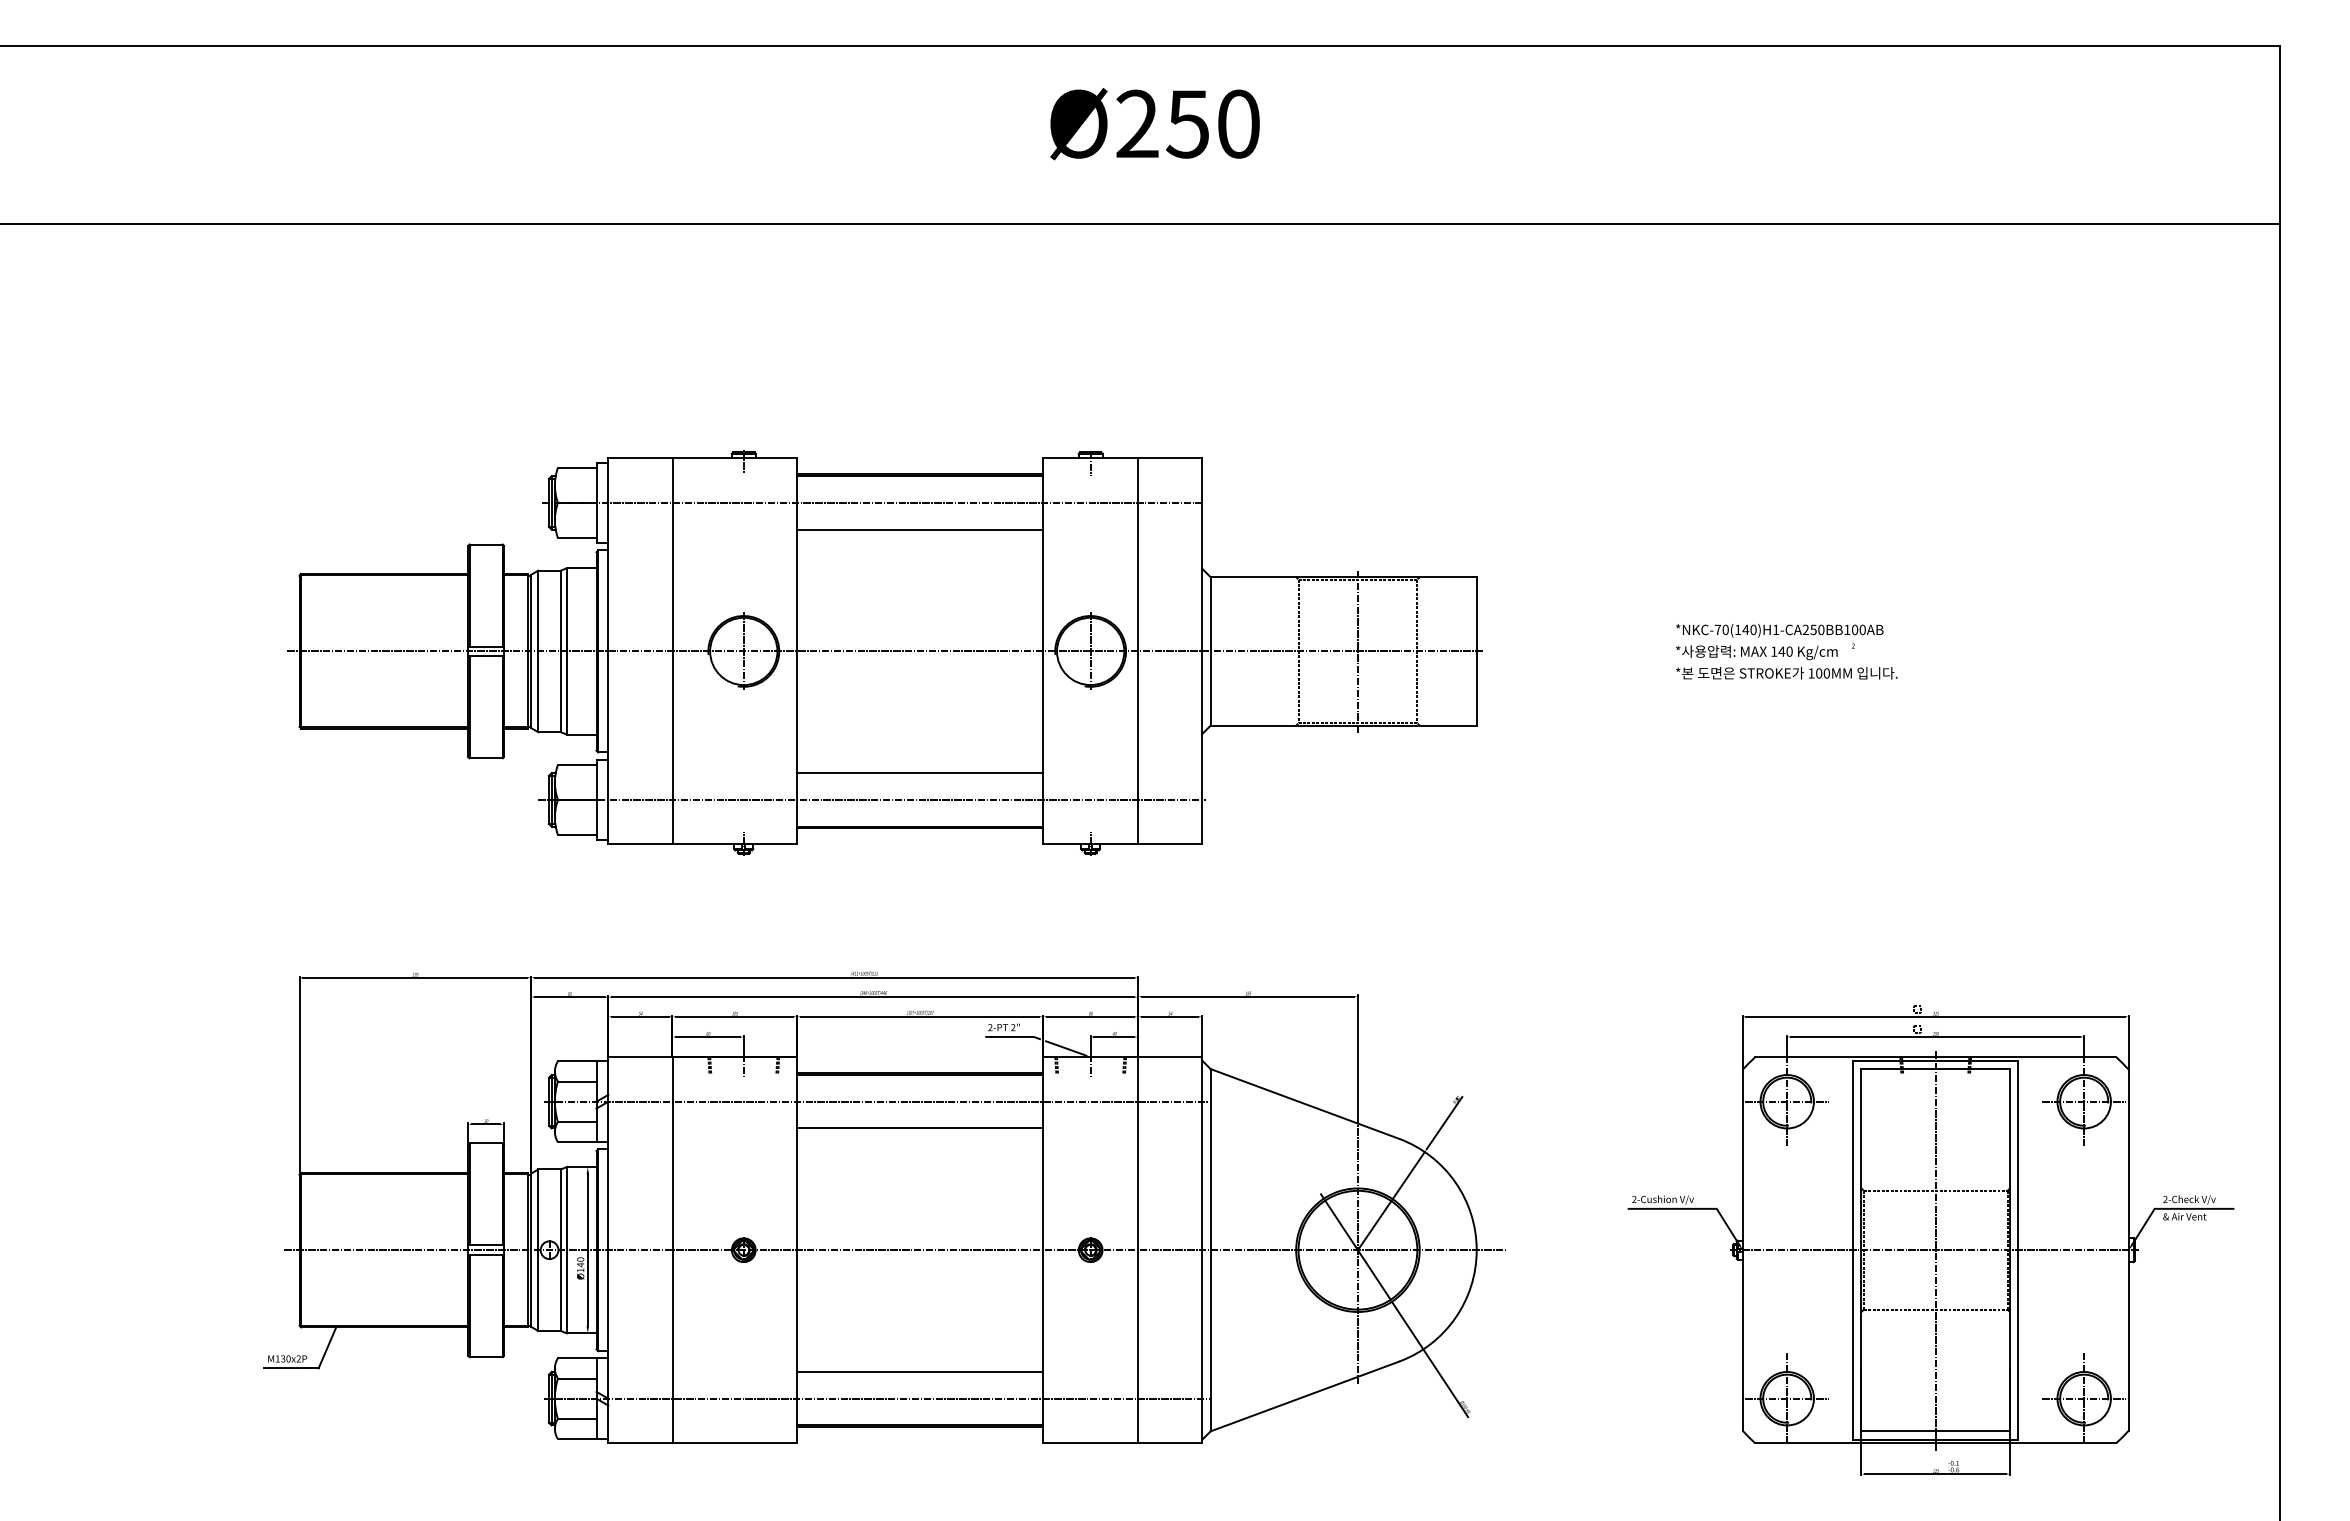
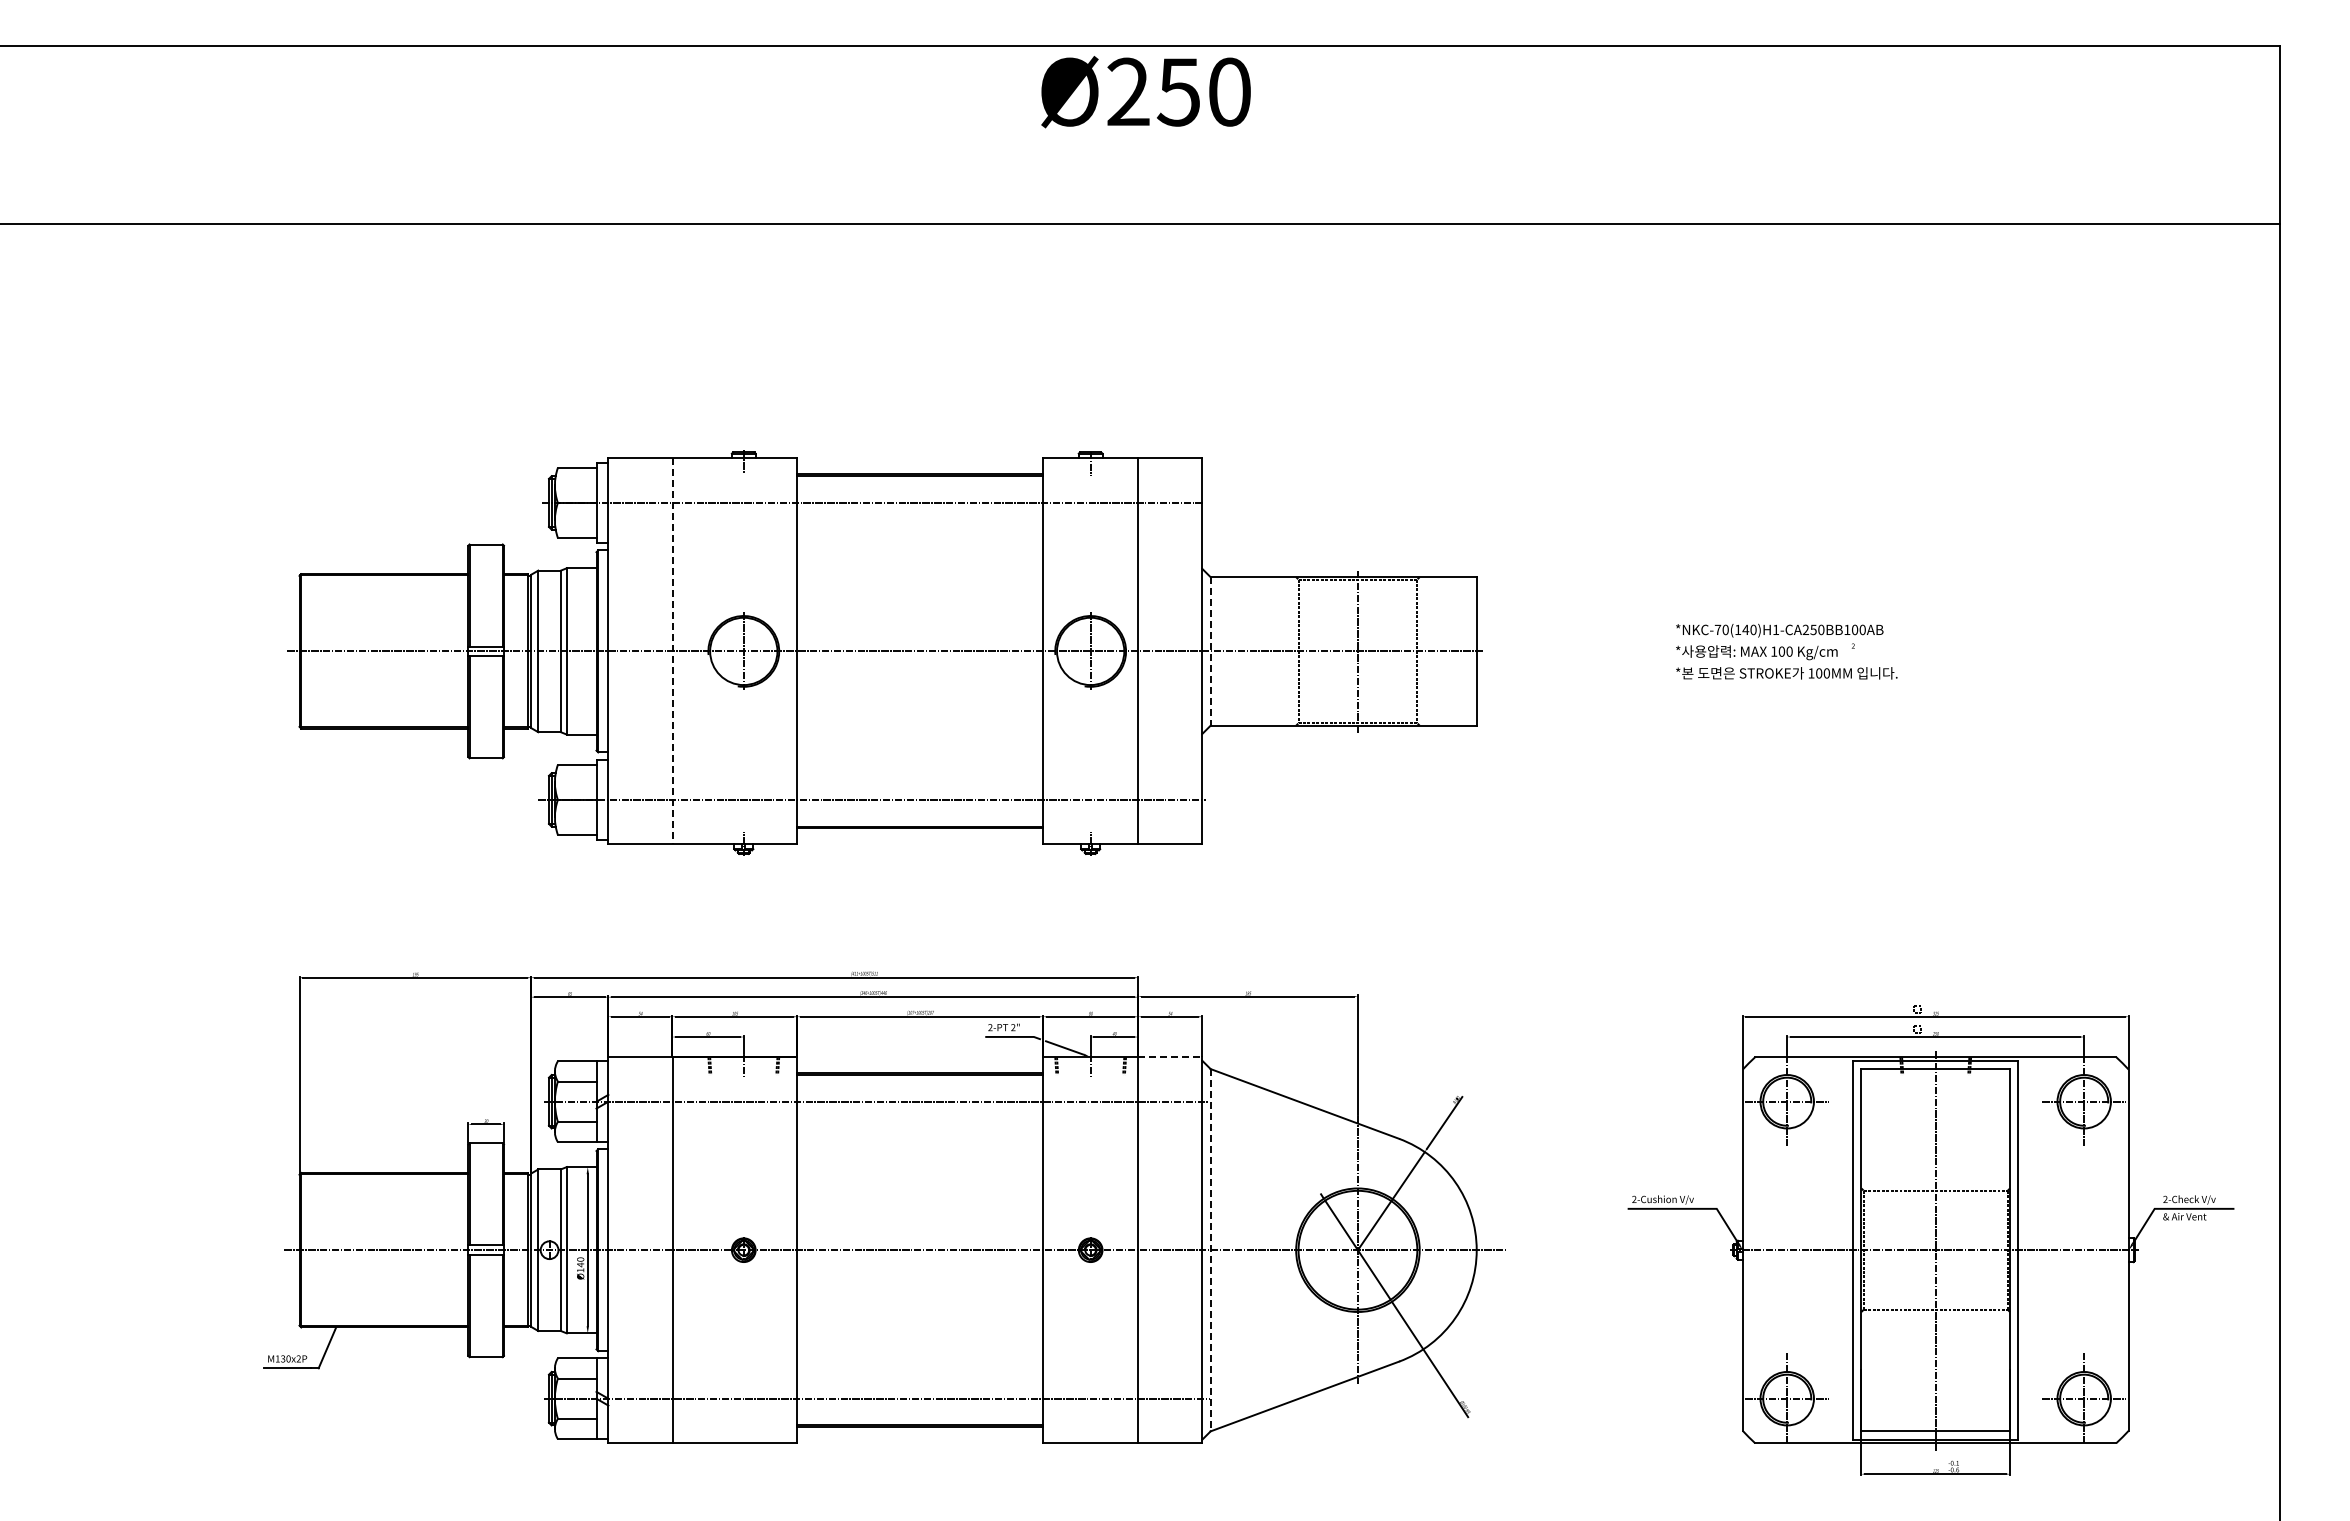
text position: (1154, 124) -> (1145, 92) (1145, 92)
line: present -> none (920, 529)
line: solid -> dashed (672, 651)
line: solid -> dashed (1210, 651)
text: 140 -> 100 (1781, 651)
line: present -> none (920, 773)
line: solid -> dashed (1170, 1057)
line: present -> none (920, 1128)
line: solid -> dashed (1210, 1250)
line: present -> none (920, 1371)
